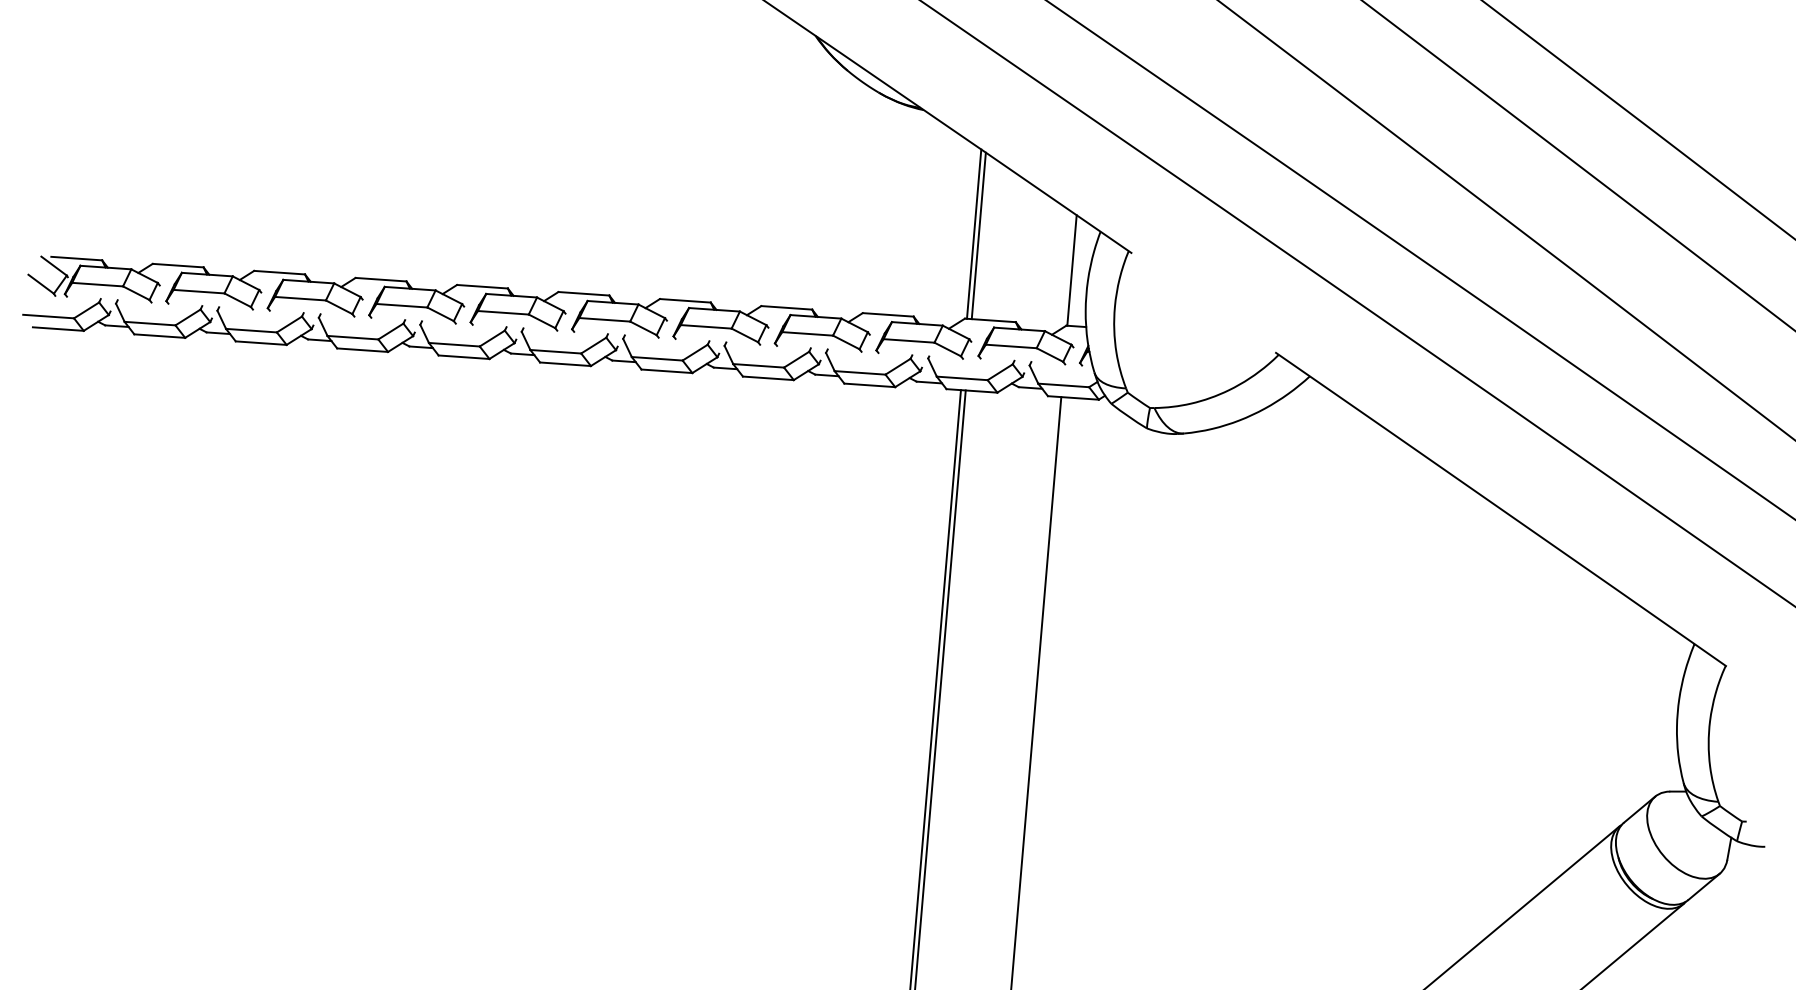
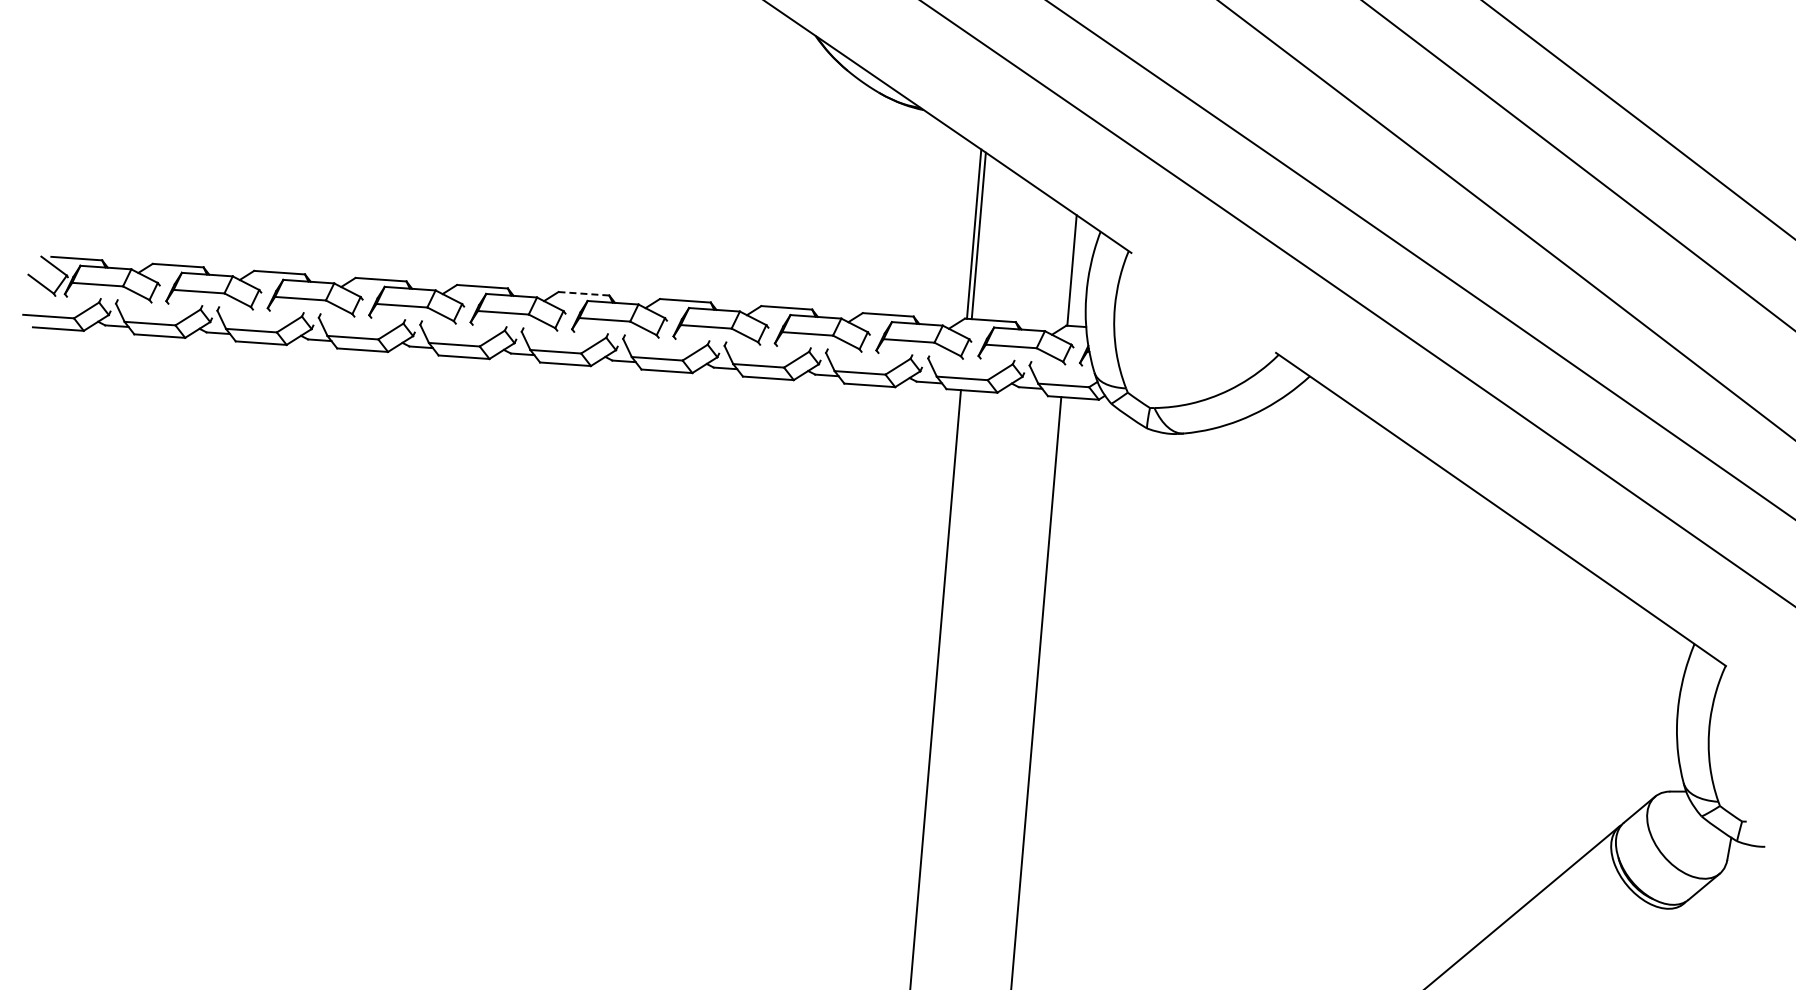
line: solid -> dashed (583, 293)
line: present -> none (940, 688)
line: present -> none (1633, 944)
